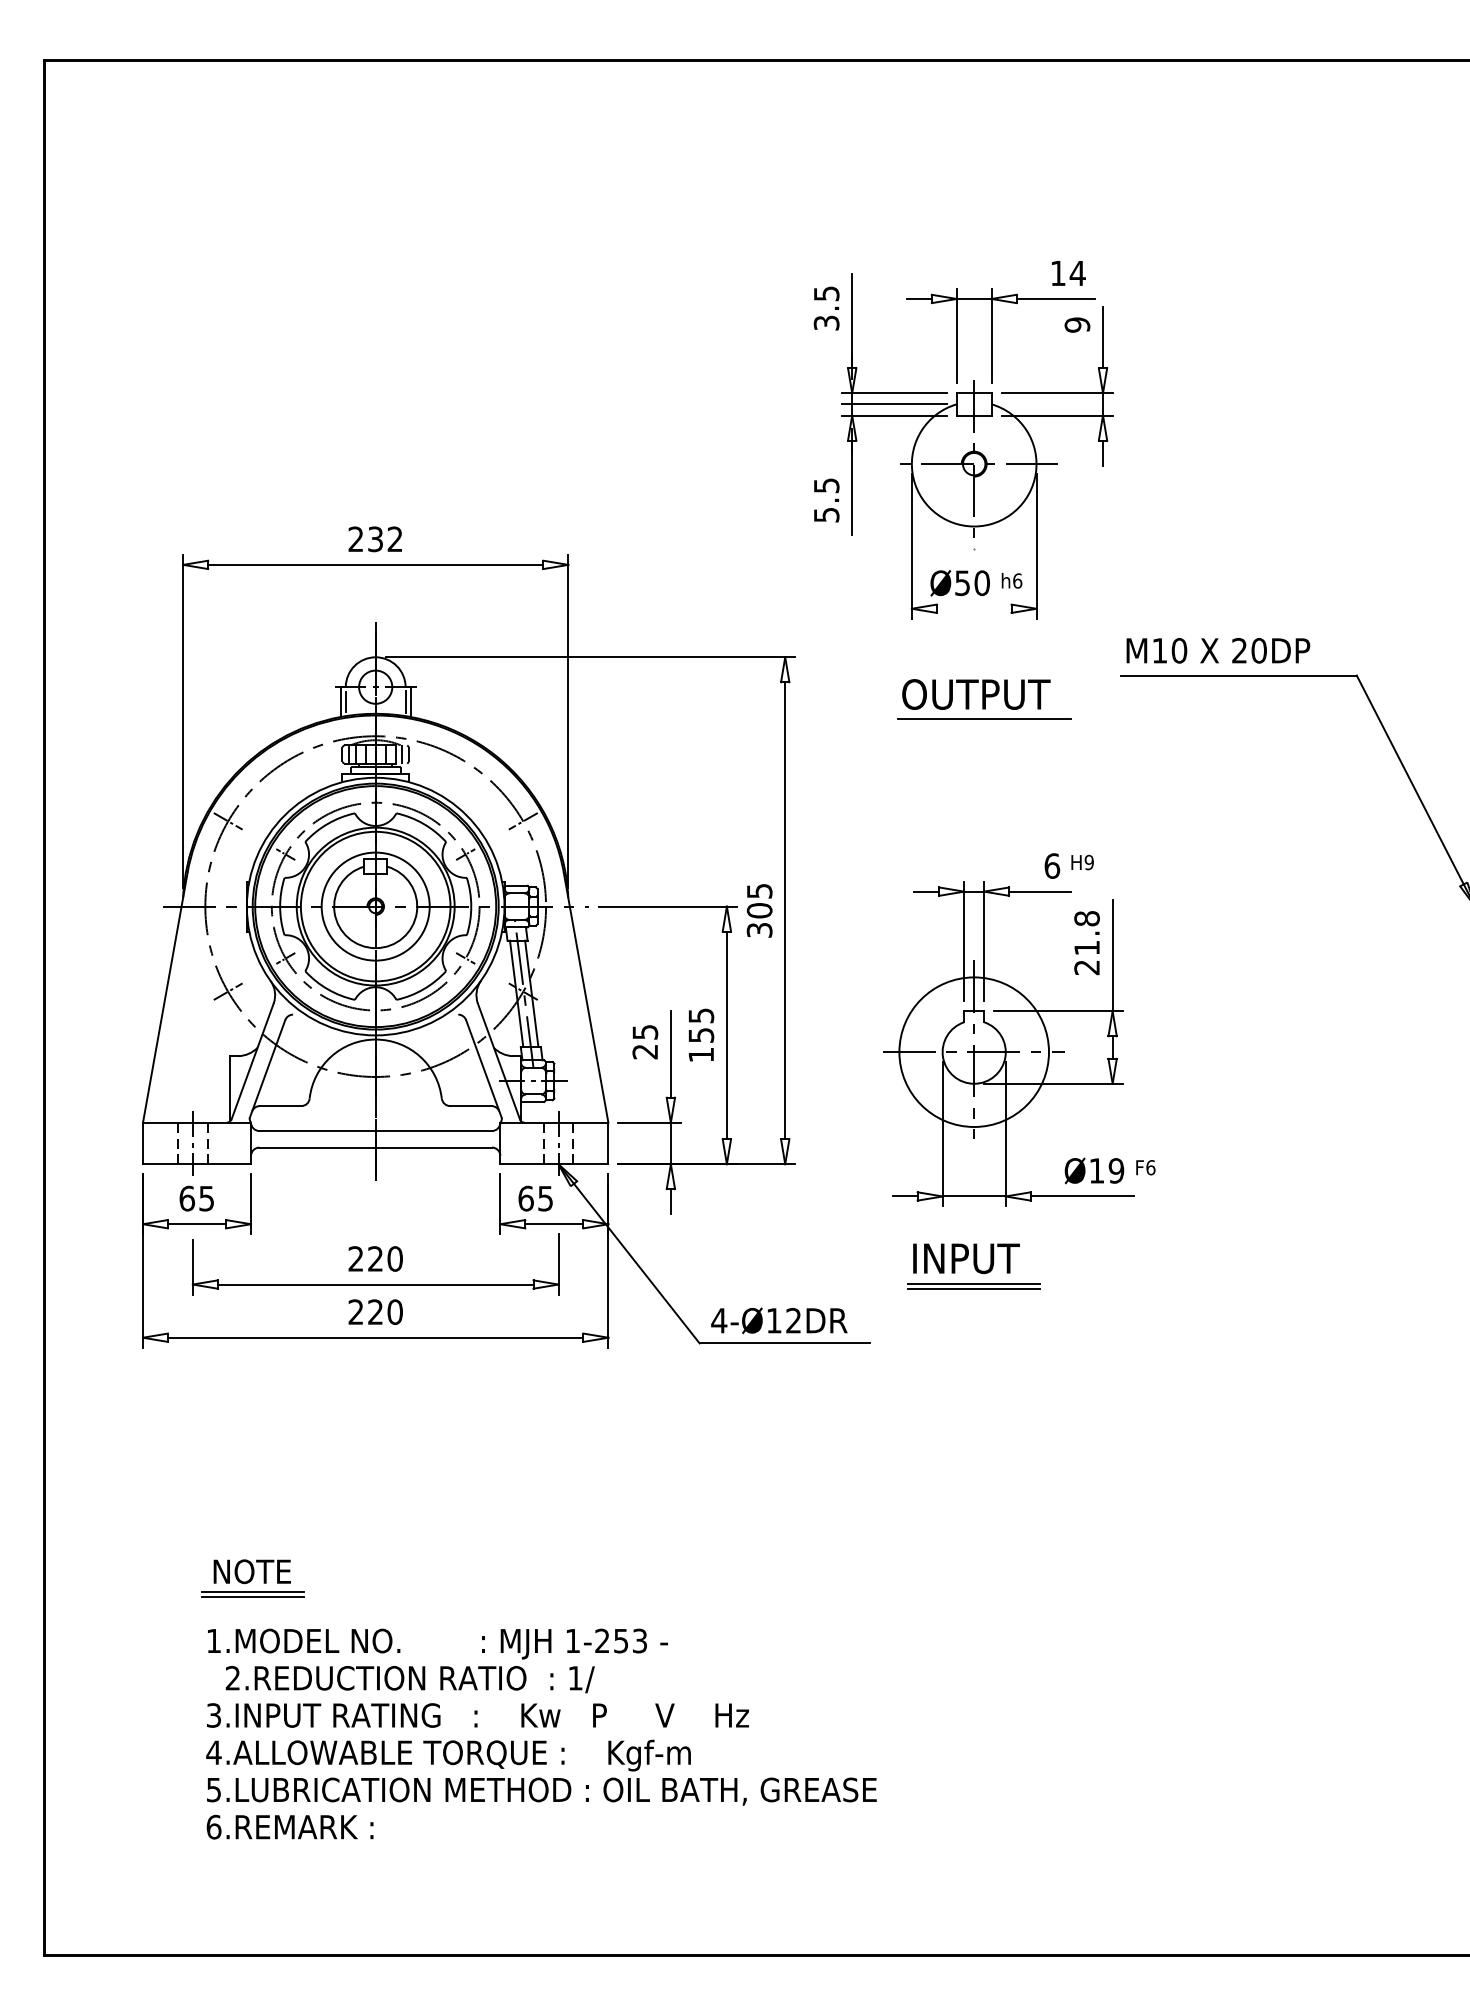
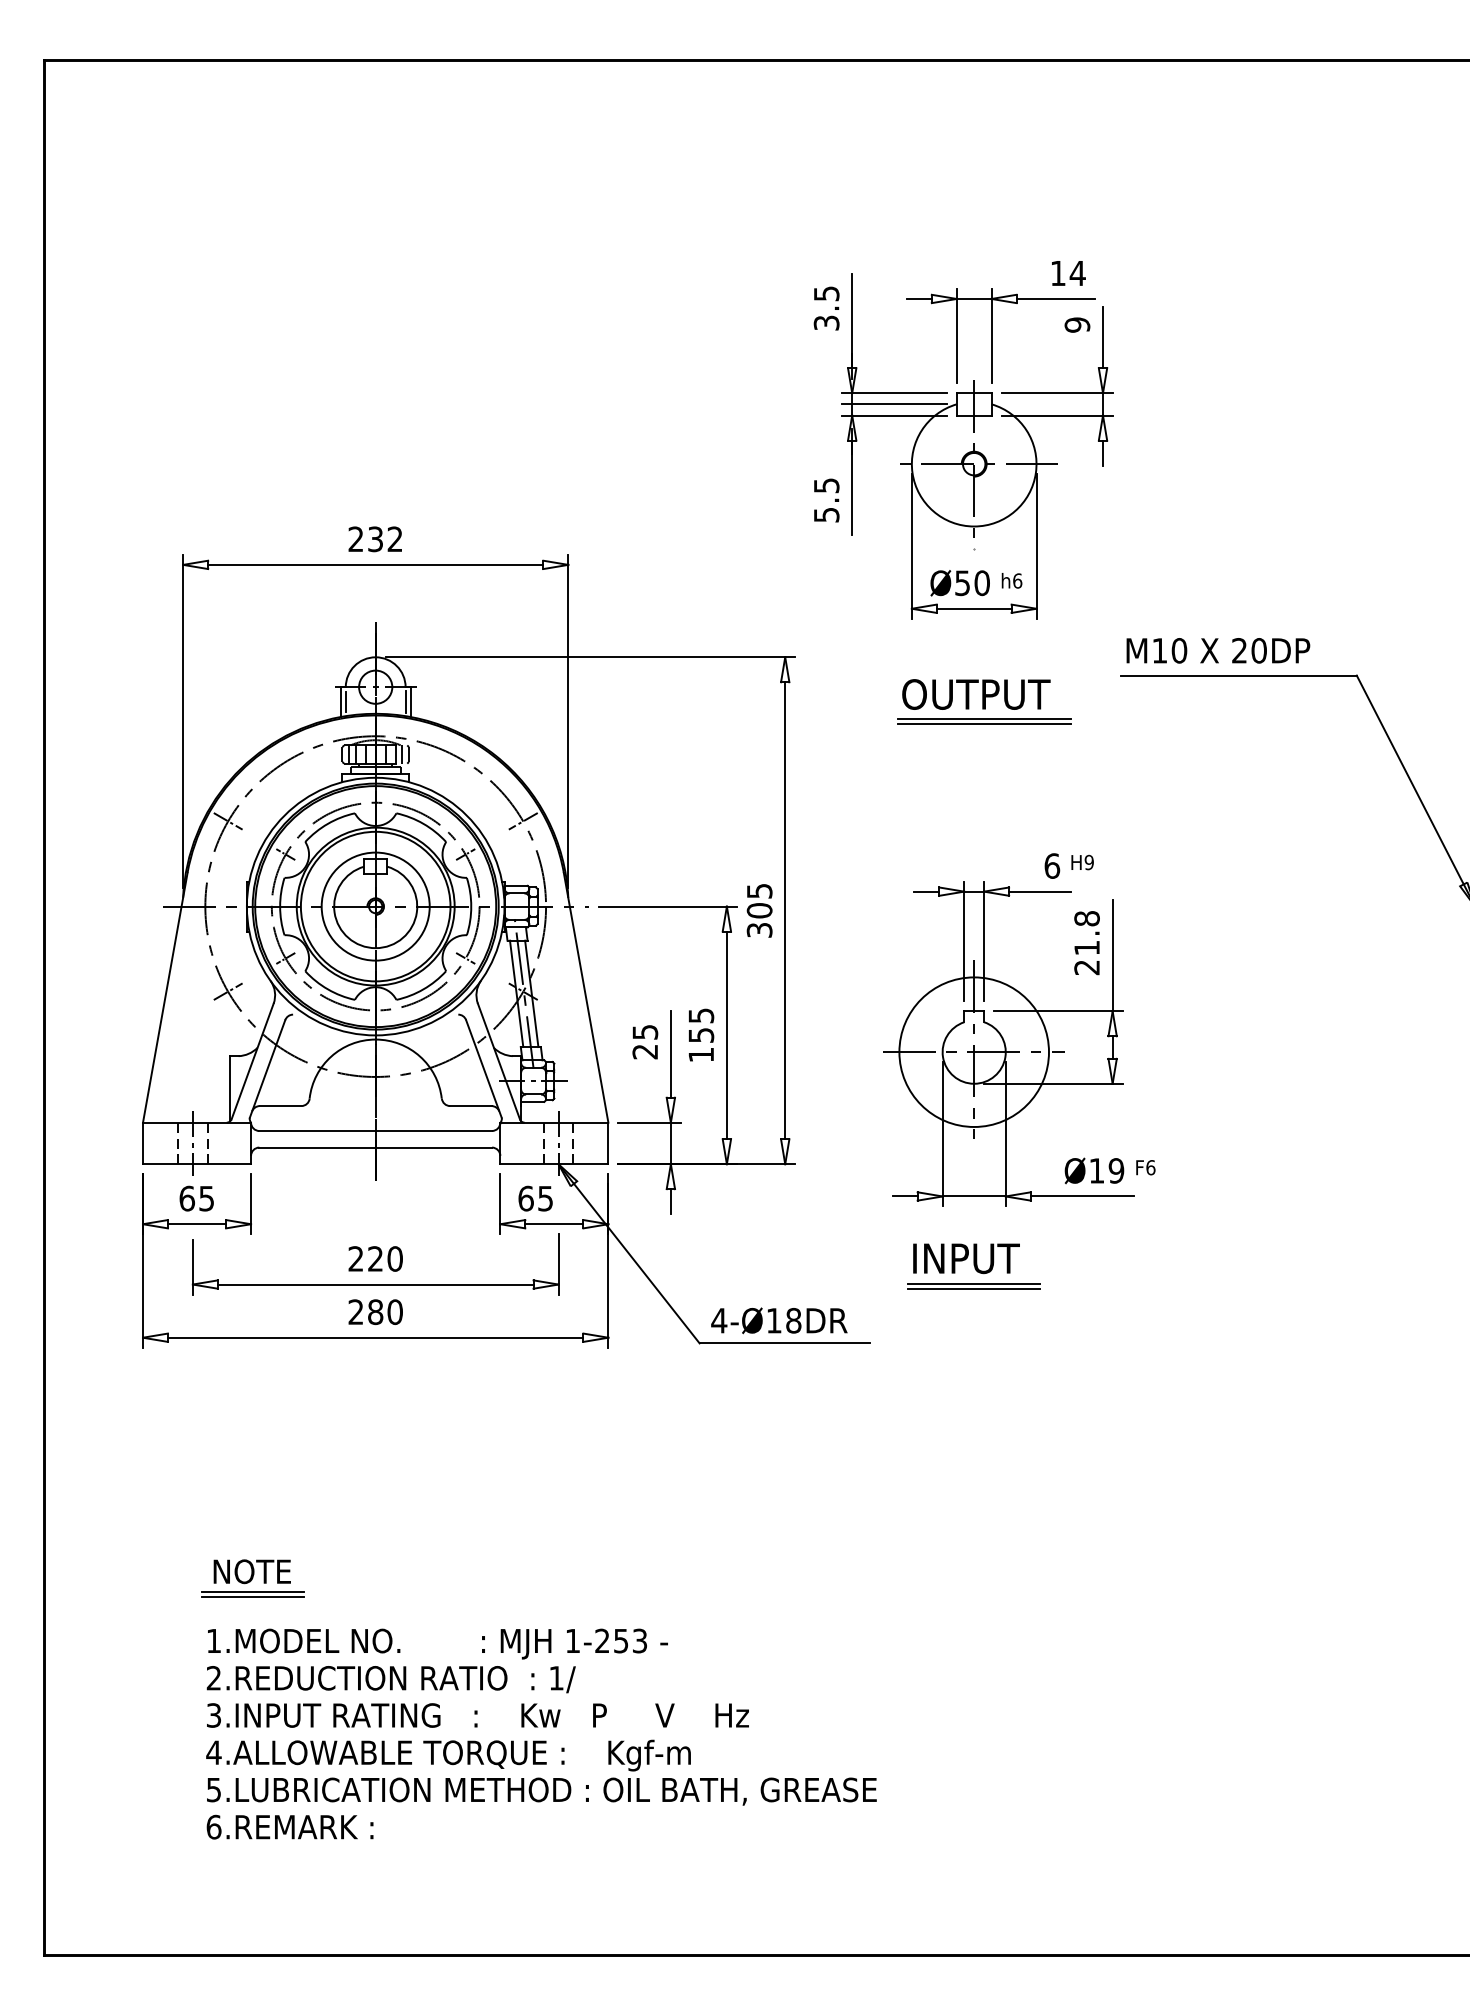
line: none -> present (973, 608)
line: none -> present (984, 724)
text: 220 -> 280 (375, 1312)
text: 4-Ø12DR -> 4-Ø18DR (793, 1320)
text position: (409, 1679) -> (390, 1679) (390, 1679)
